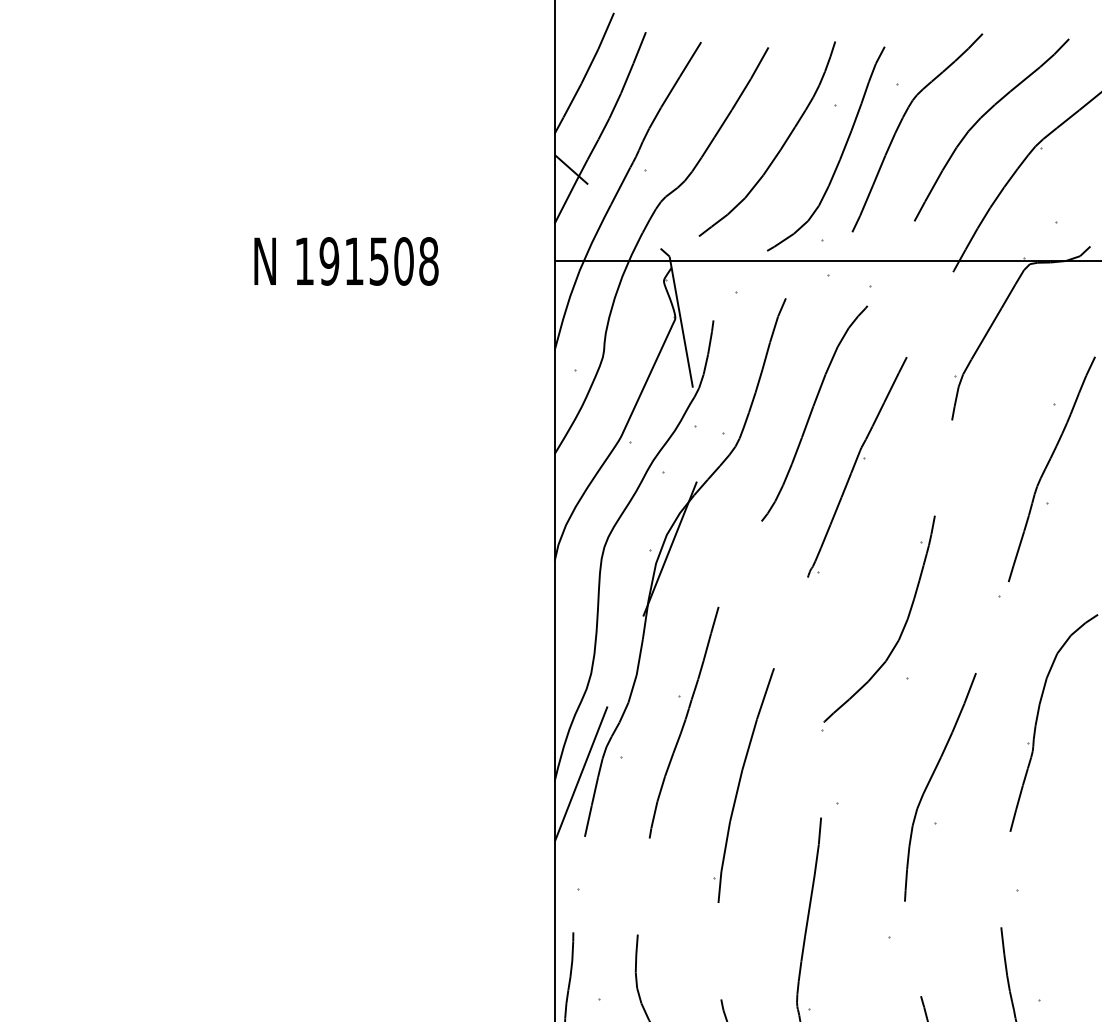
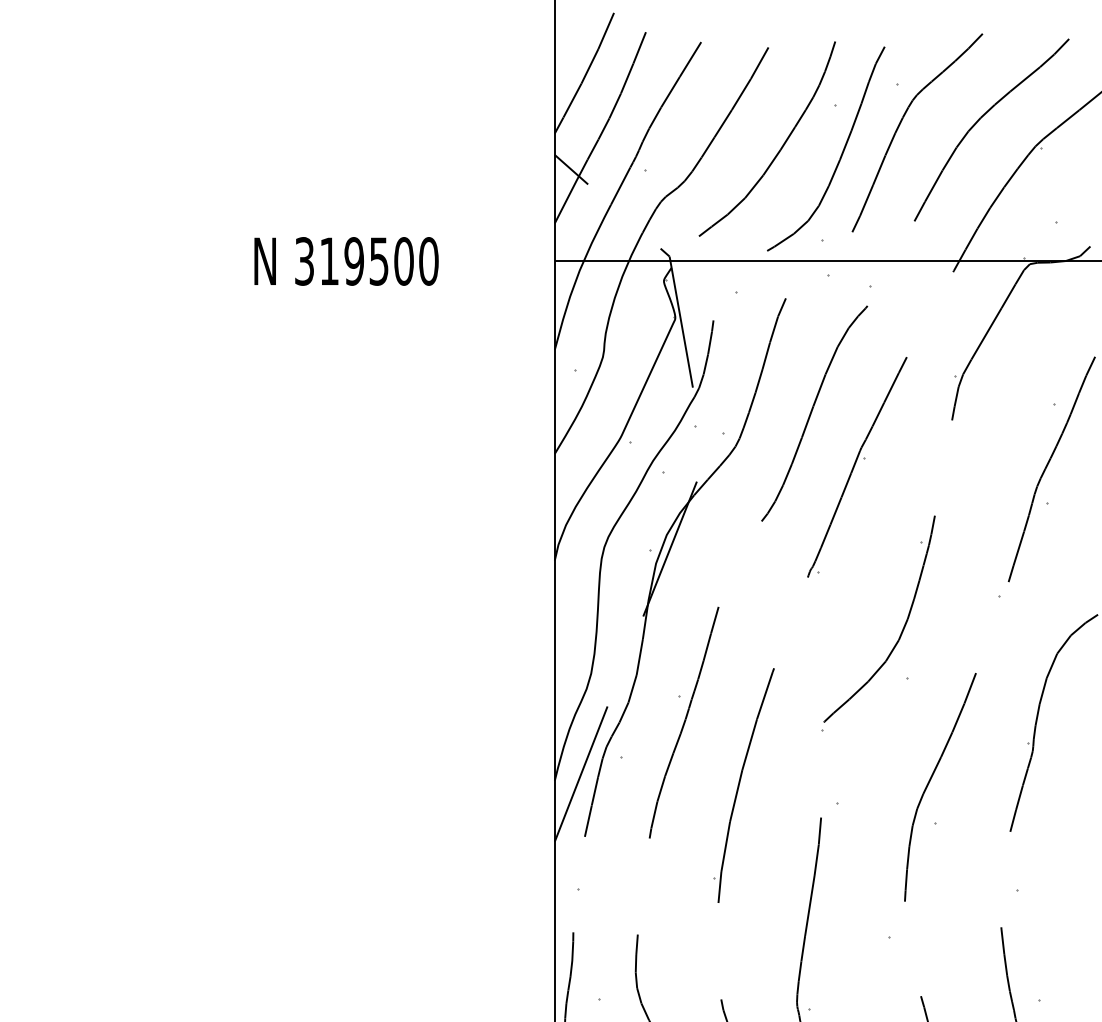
text: 191508 -> 319500 (366, 261)
